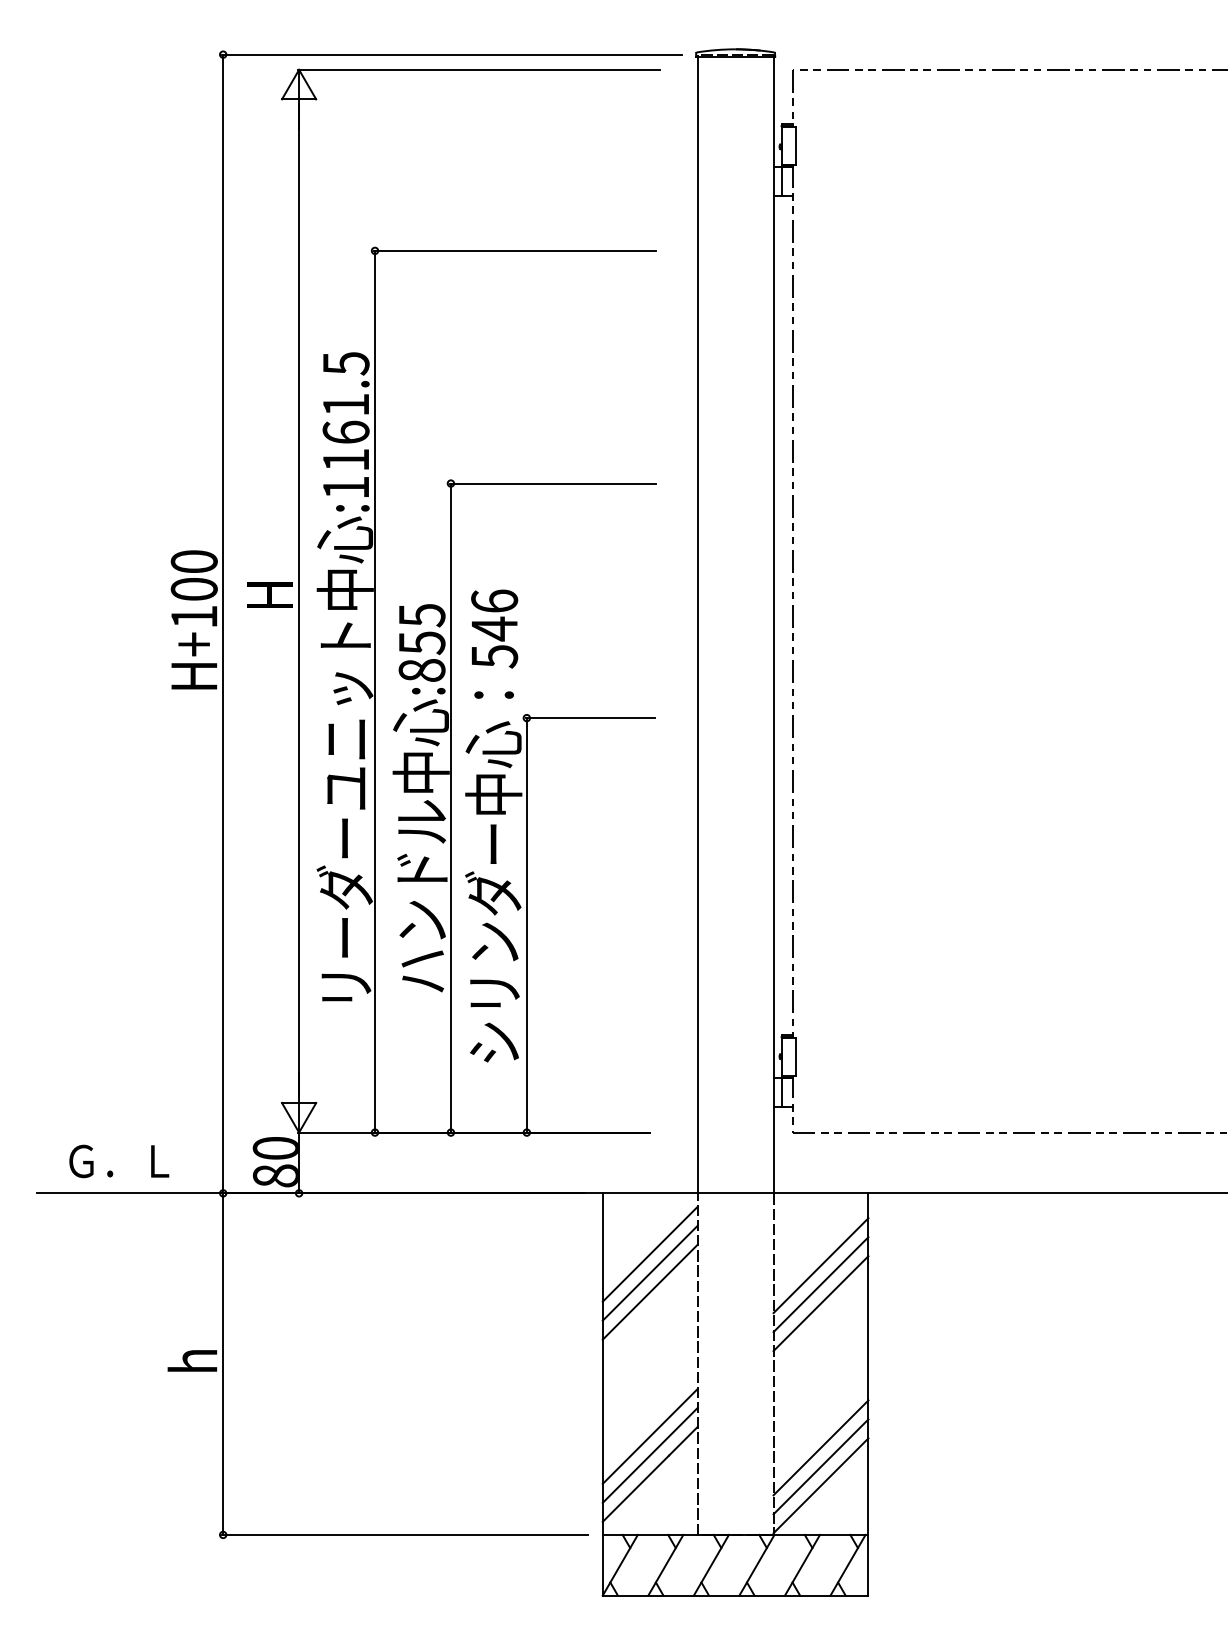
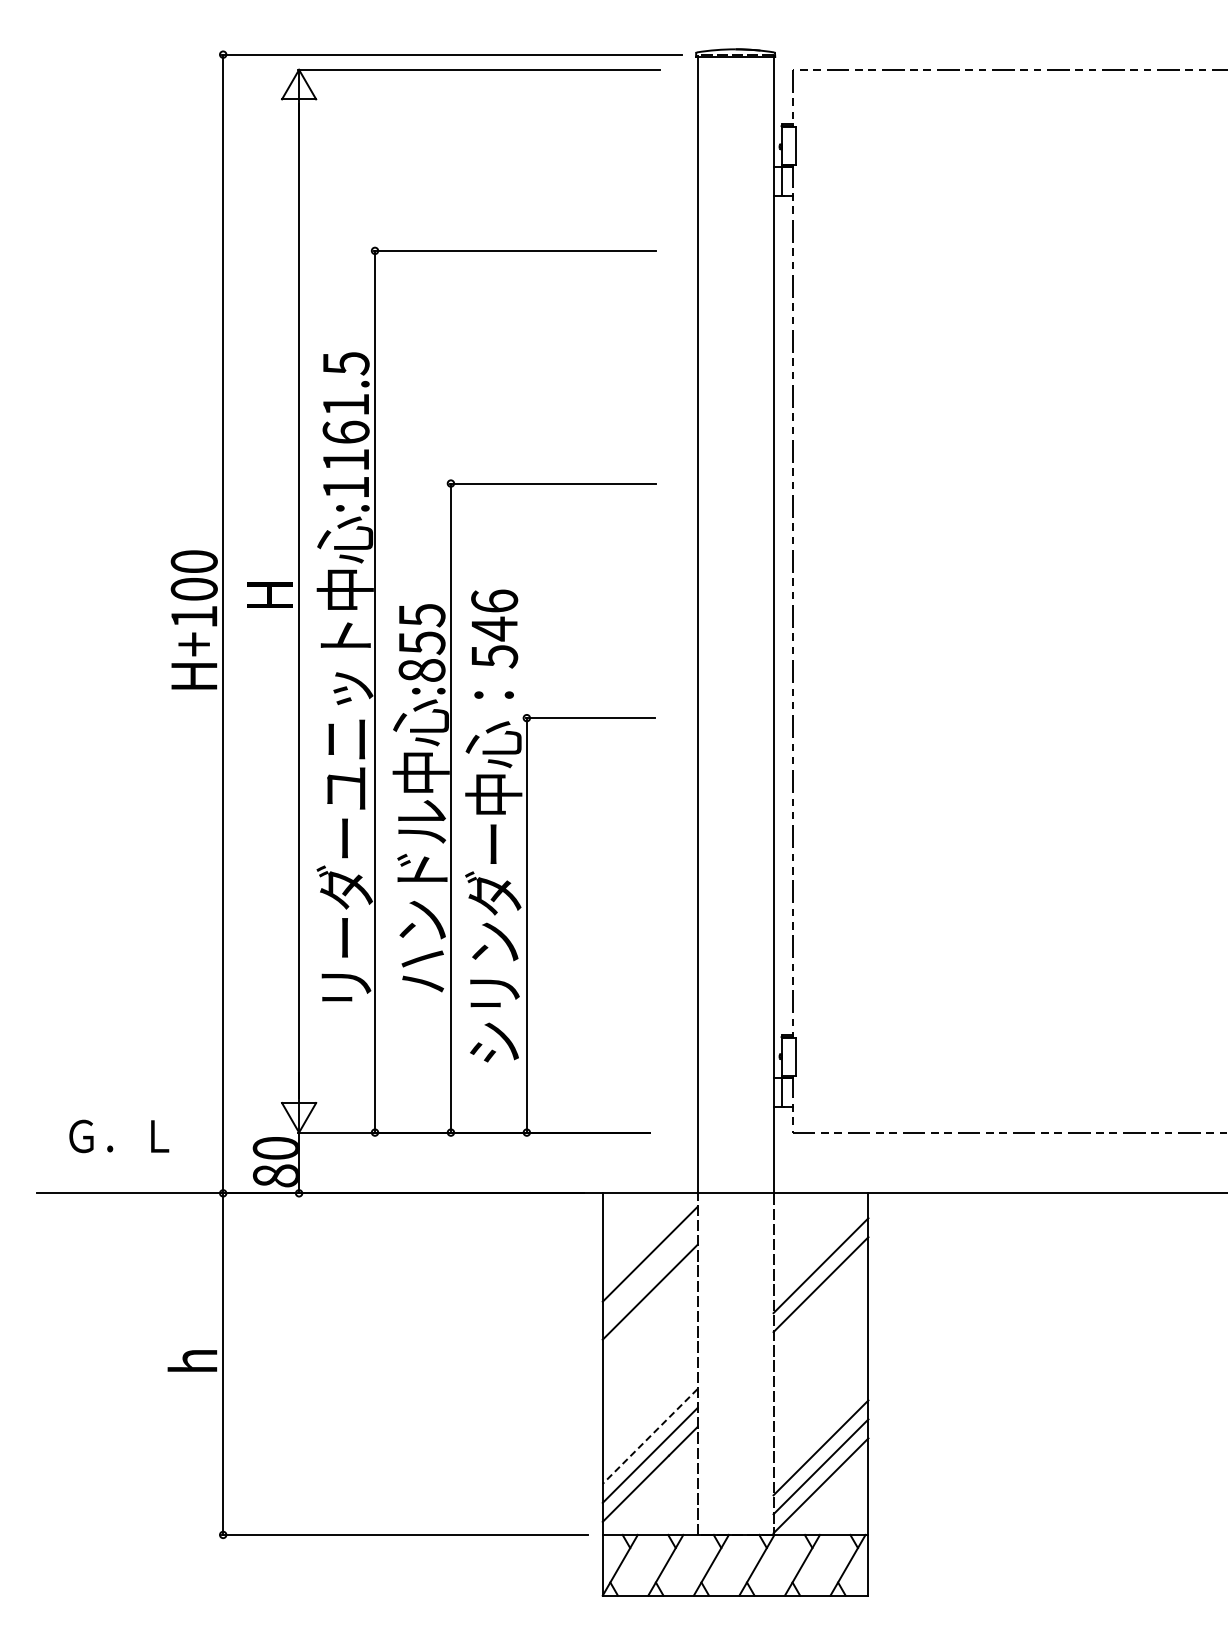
text position: (119, 1161) -> (119, 1136) (119, 1136)
line: present -> none (649, 1272)
line: present -> none (820, 1303)
line: solid -> dashed (649, 1436)
